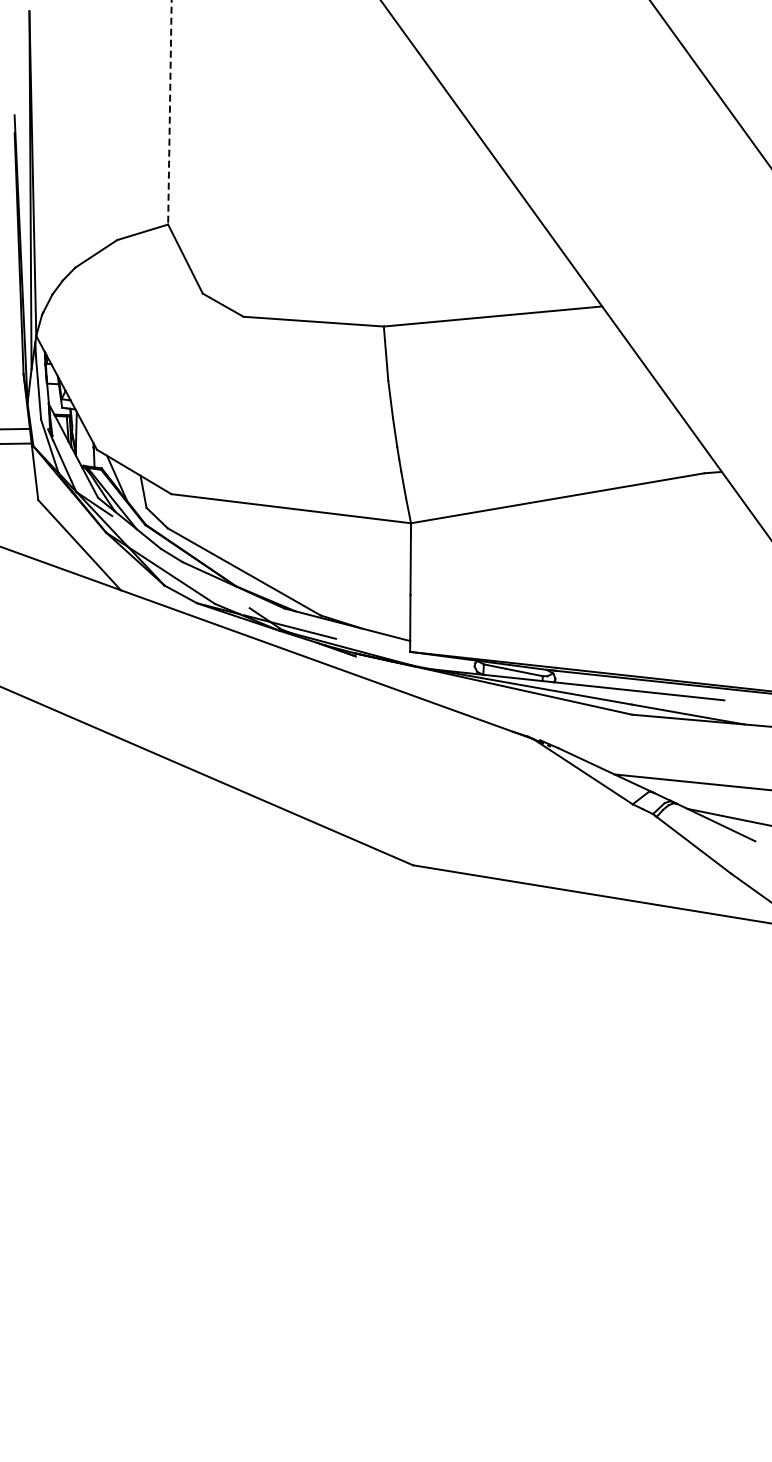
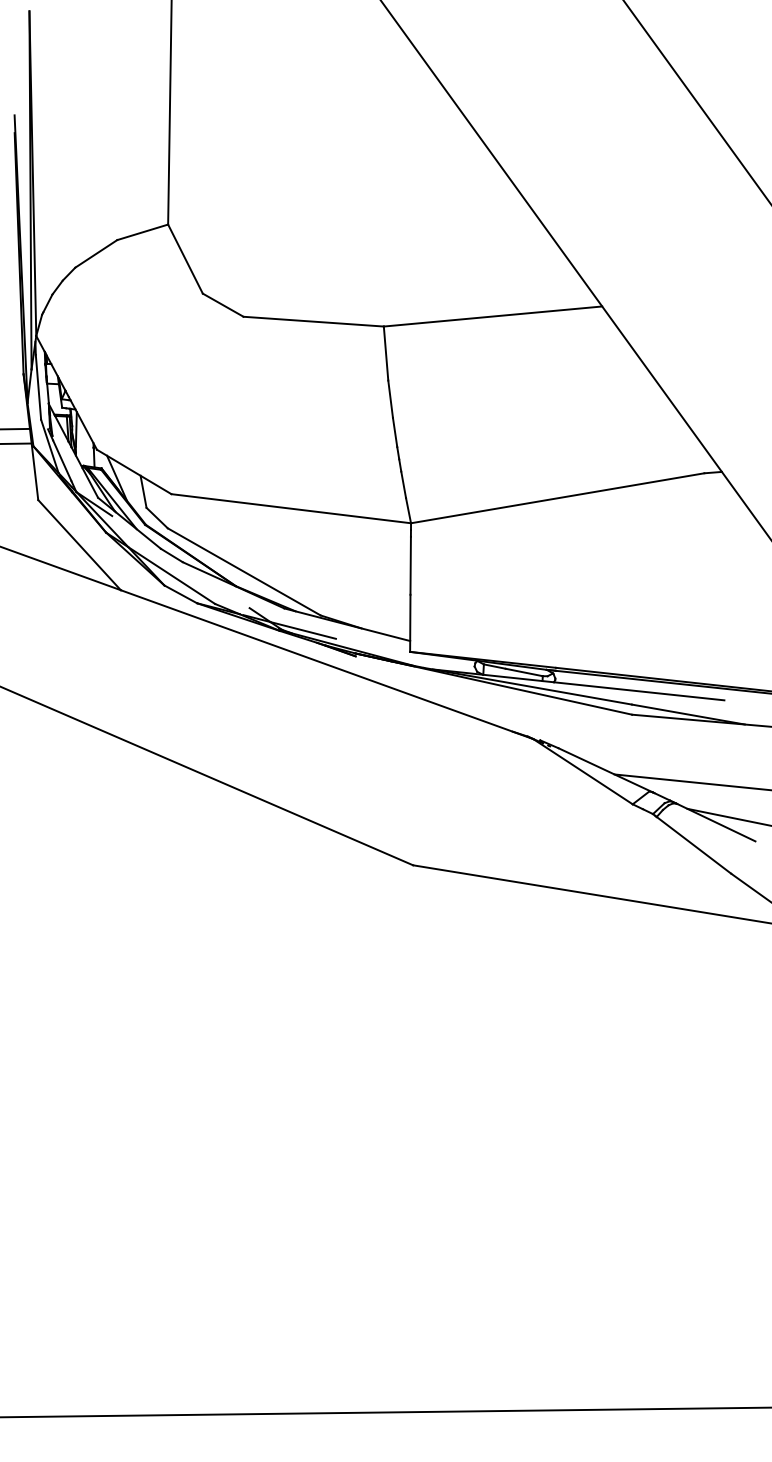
line position: (709, 83) -> (696, 101) (696, 101)
line: dashed -> solid (169, 112)
line: none -> present (385, 1412)
